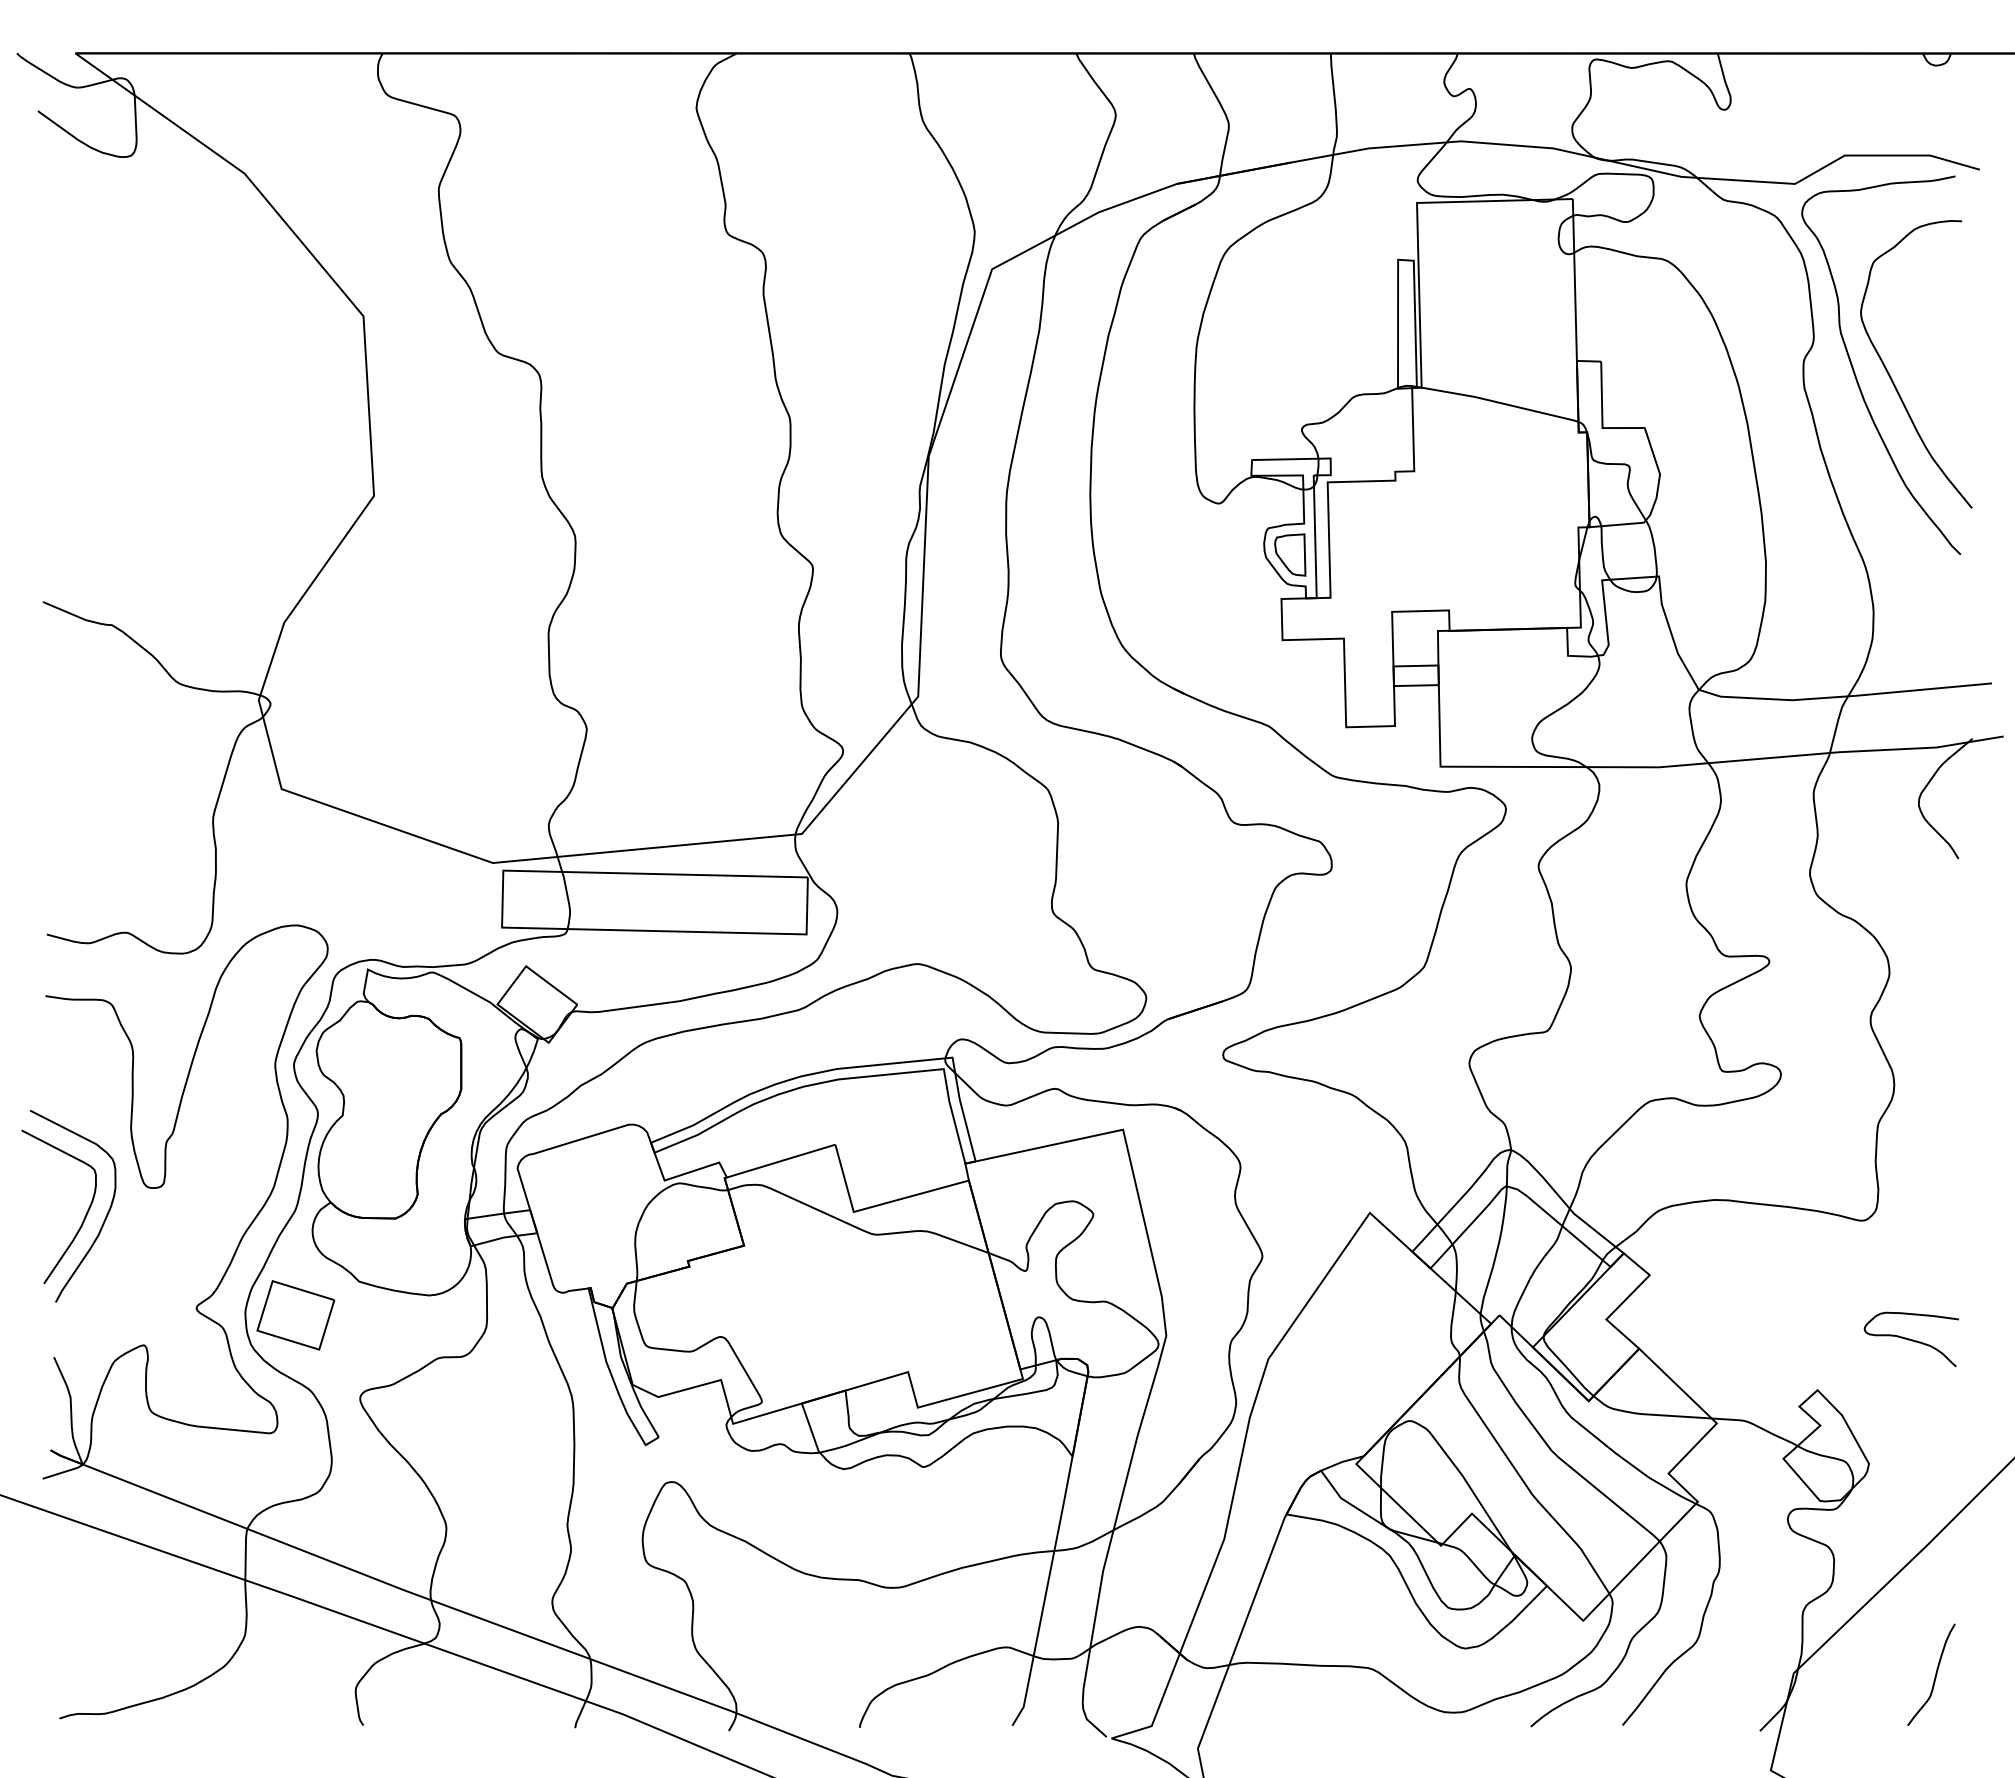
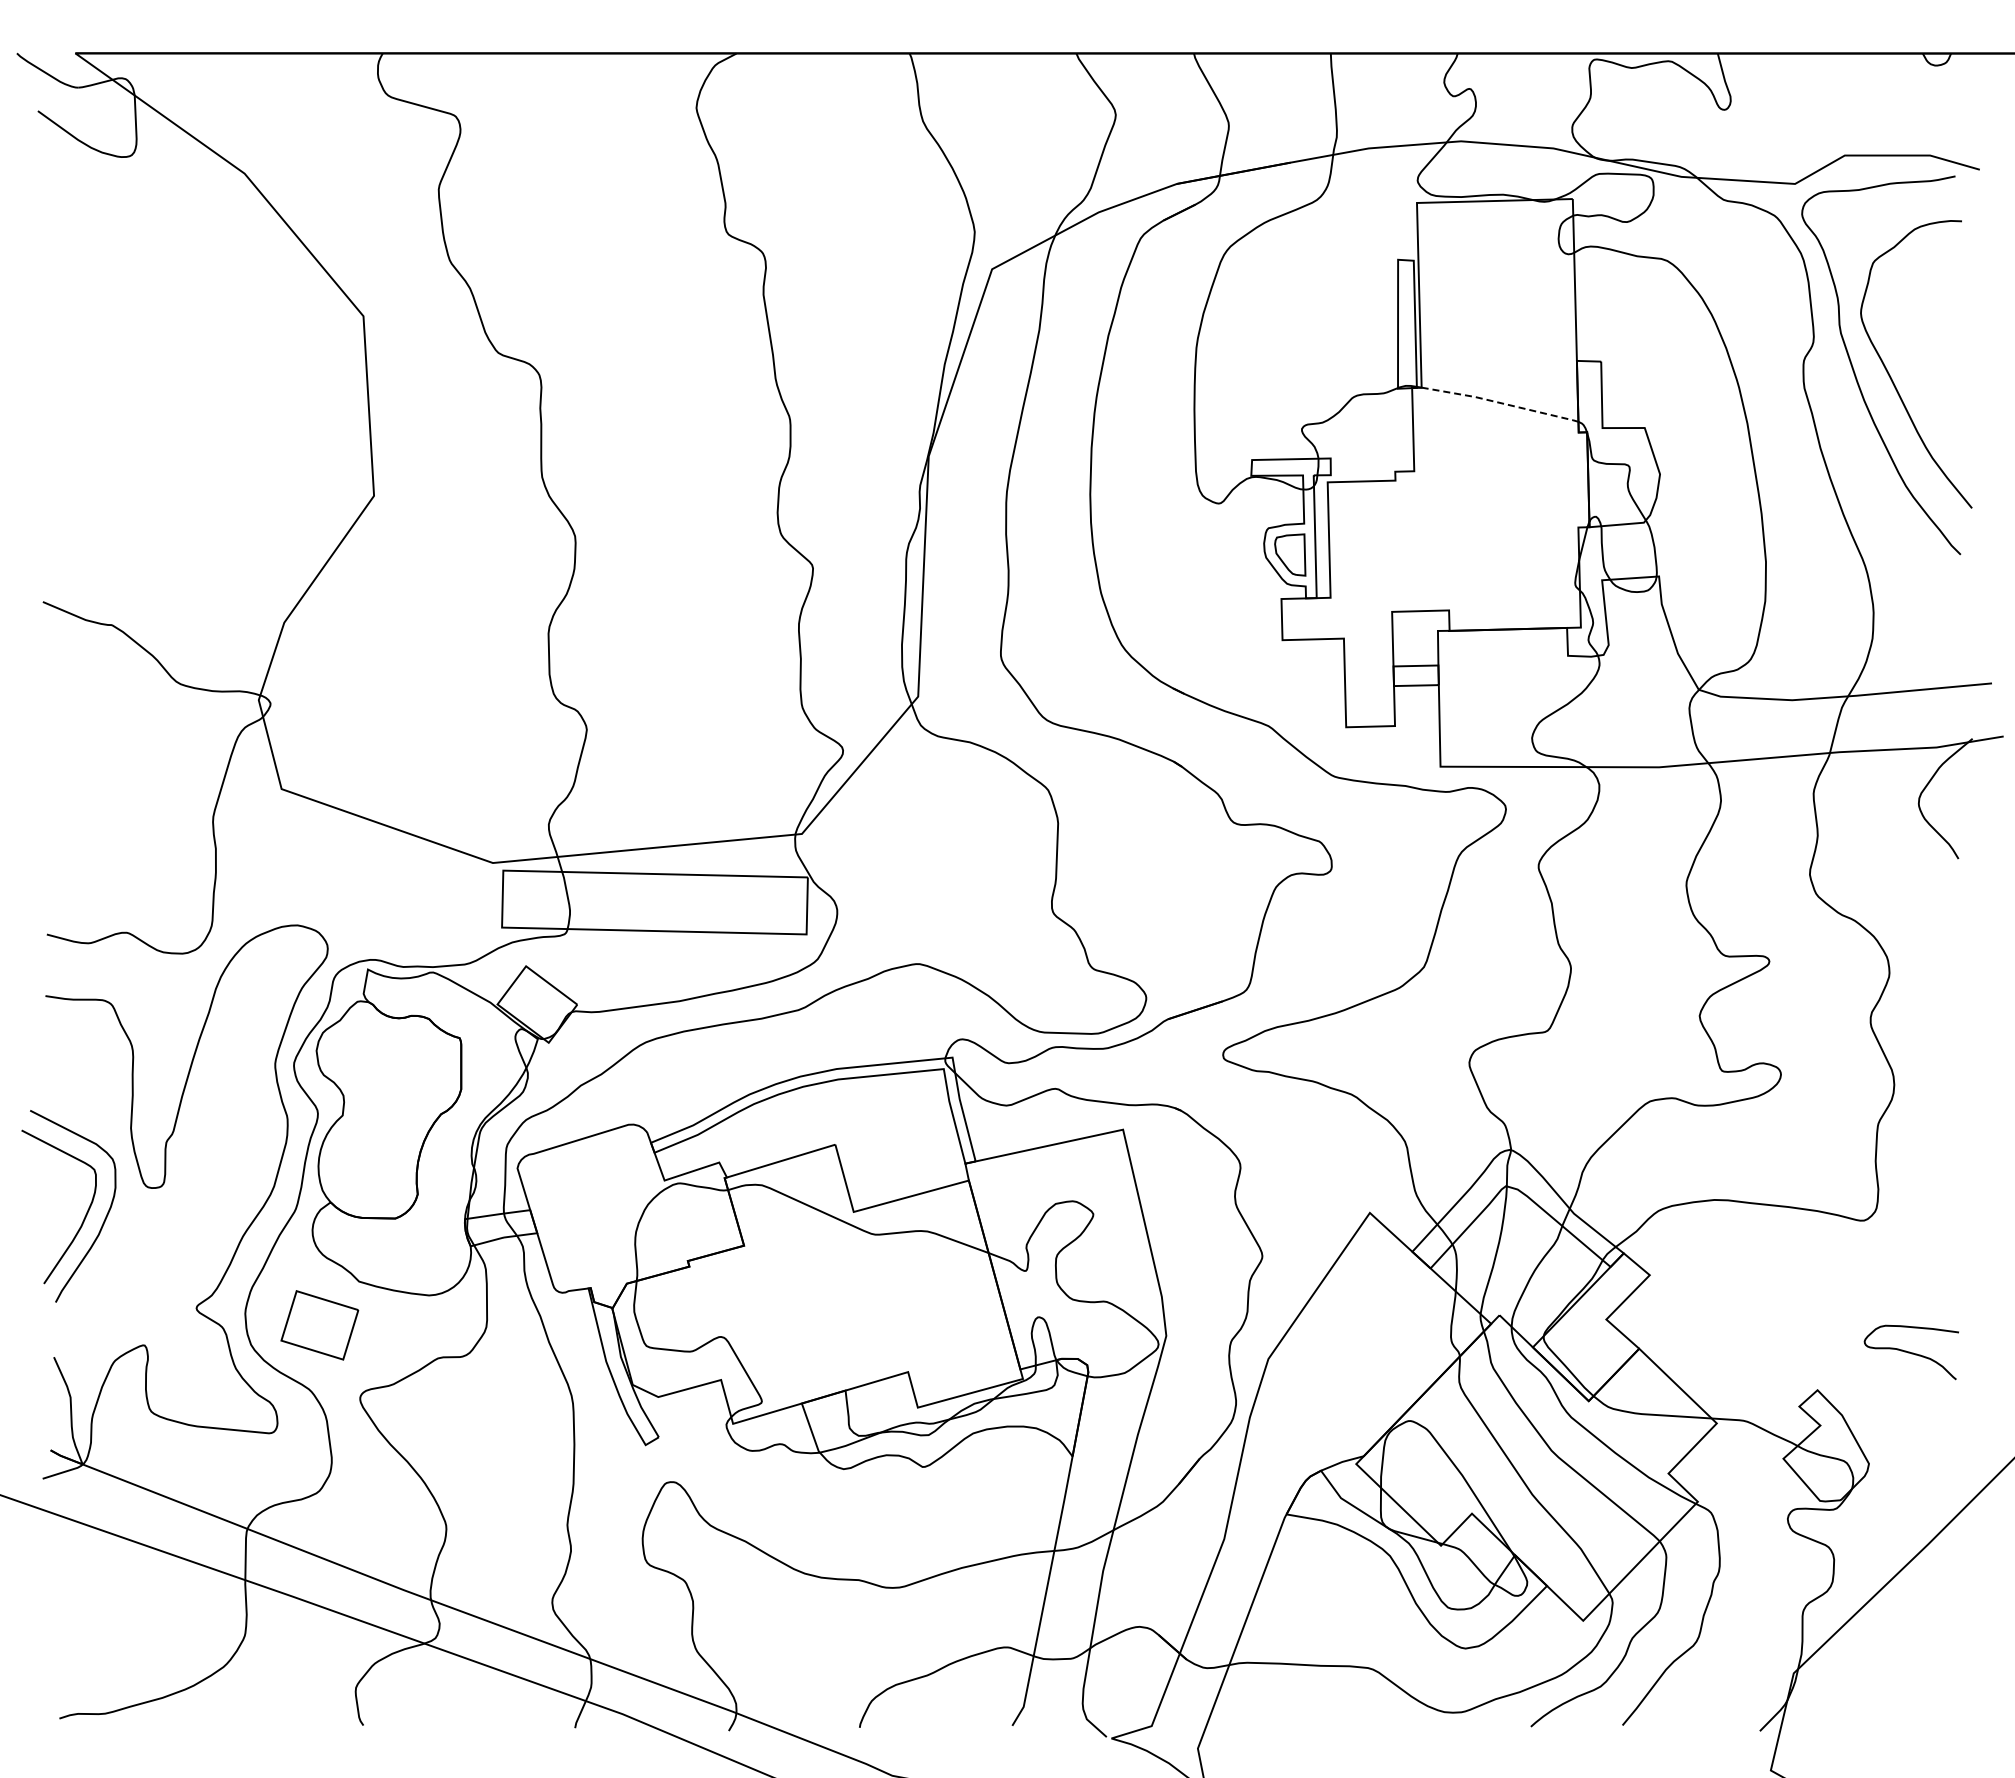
line: solid -> dashed (1500, 402)
part position: (295, 1315) -> (319, 1325) (319, 1325)
curve position: (1910, 1339) -> (1910, 1352) (1910, 1352)
curve: present -> none (1934, 1676)
